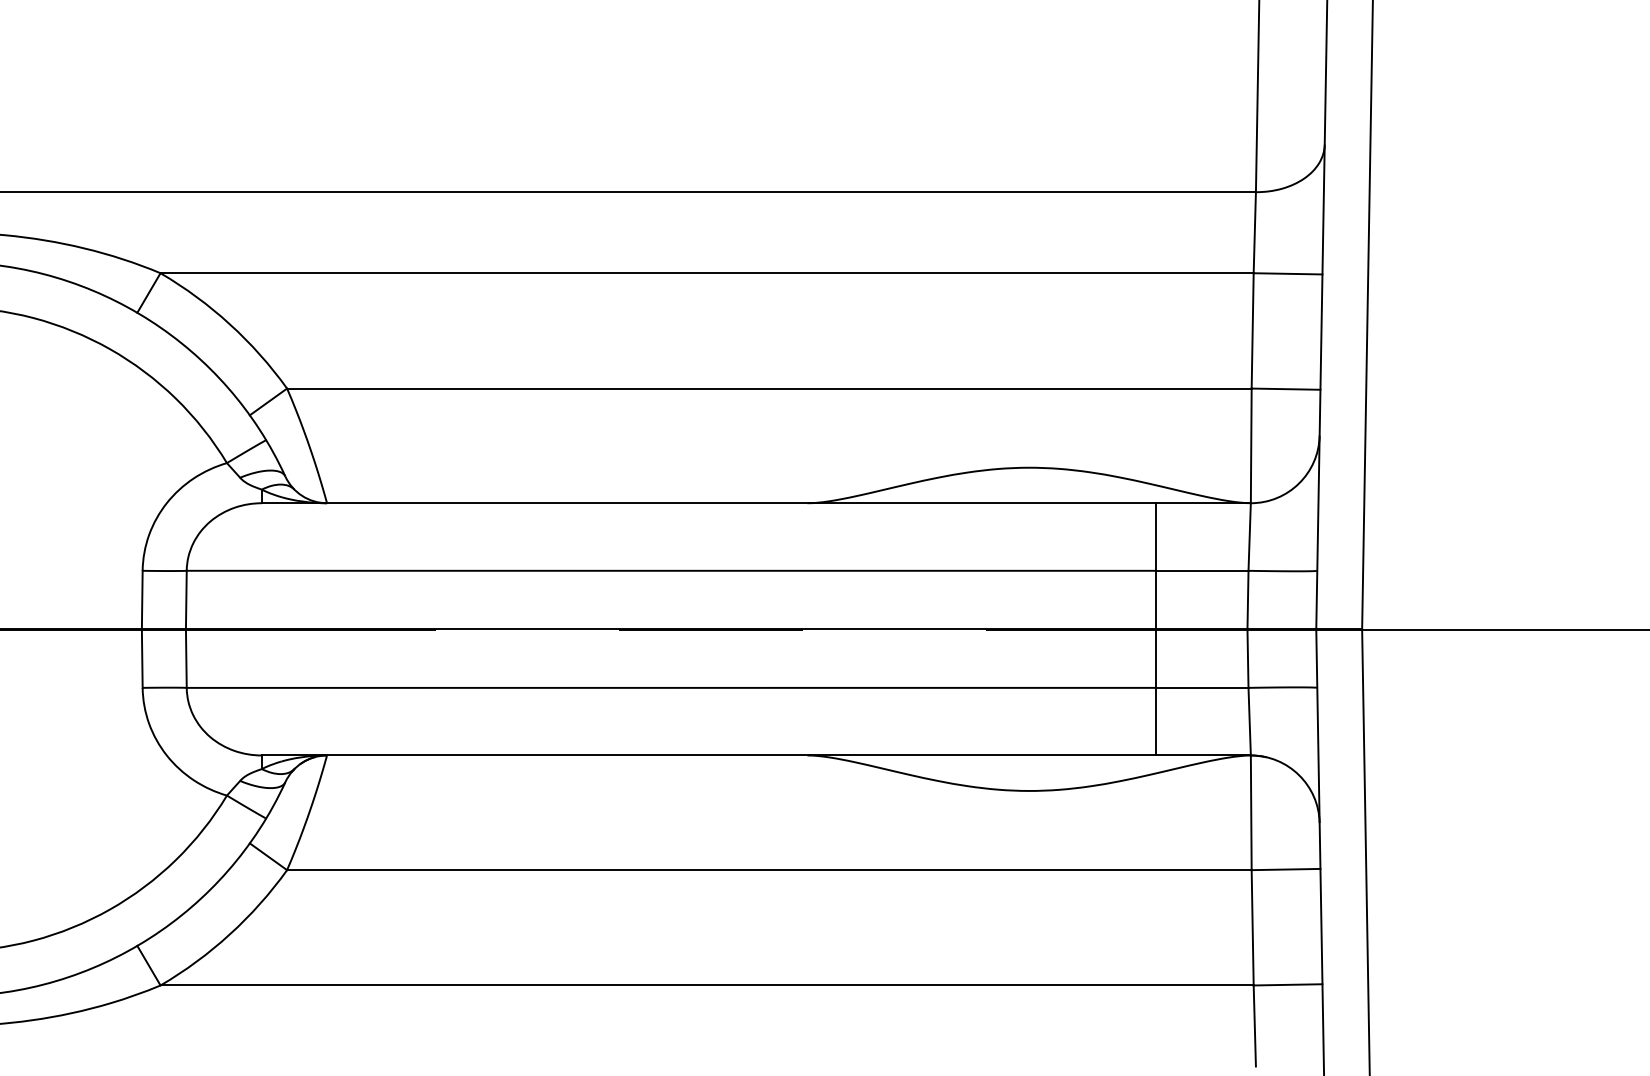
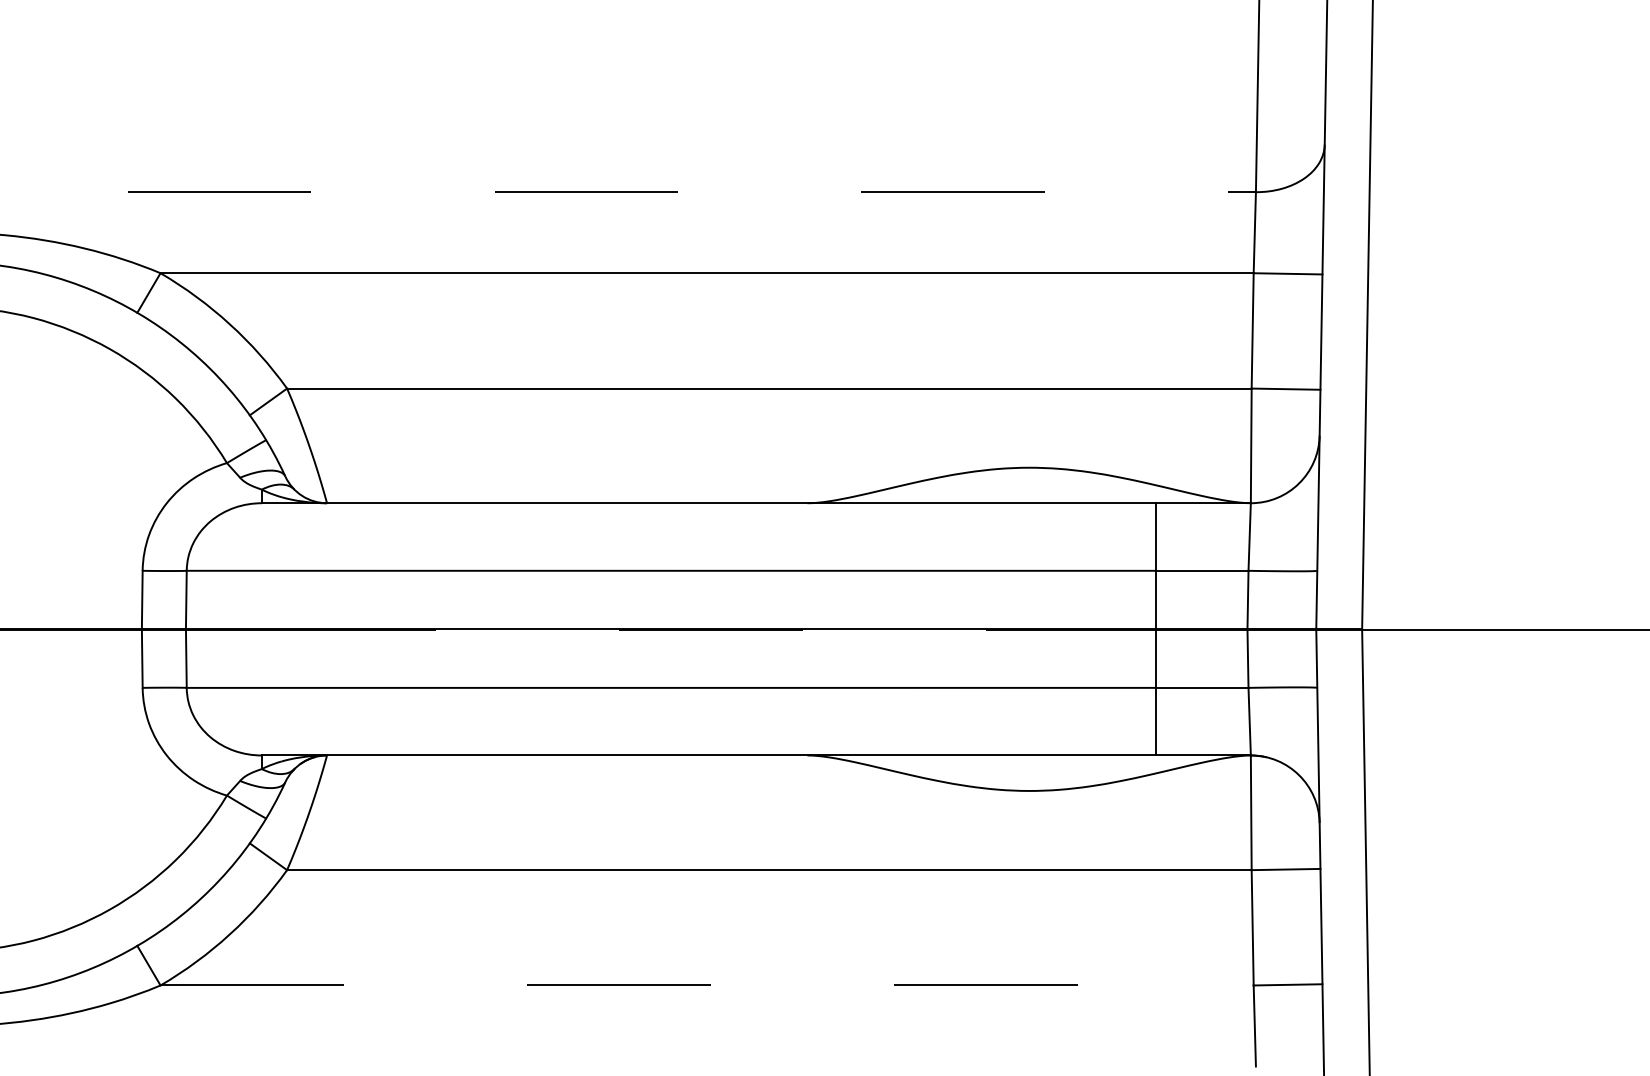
line: solid -> dashed (628, 192)
line: solid -> dashed (707, 985)
